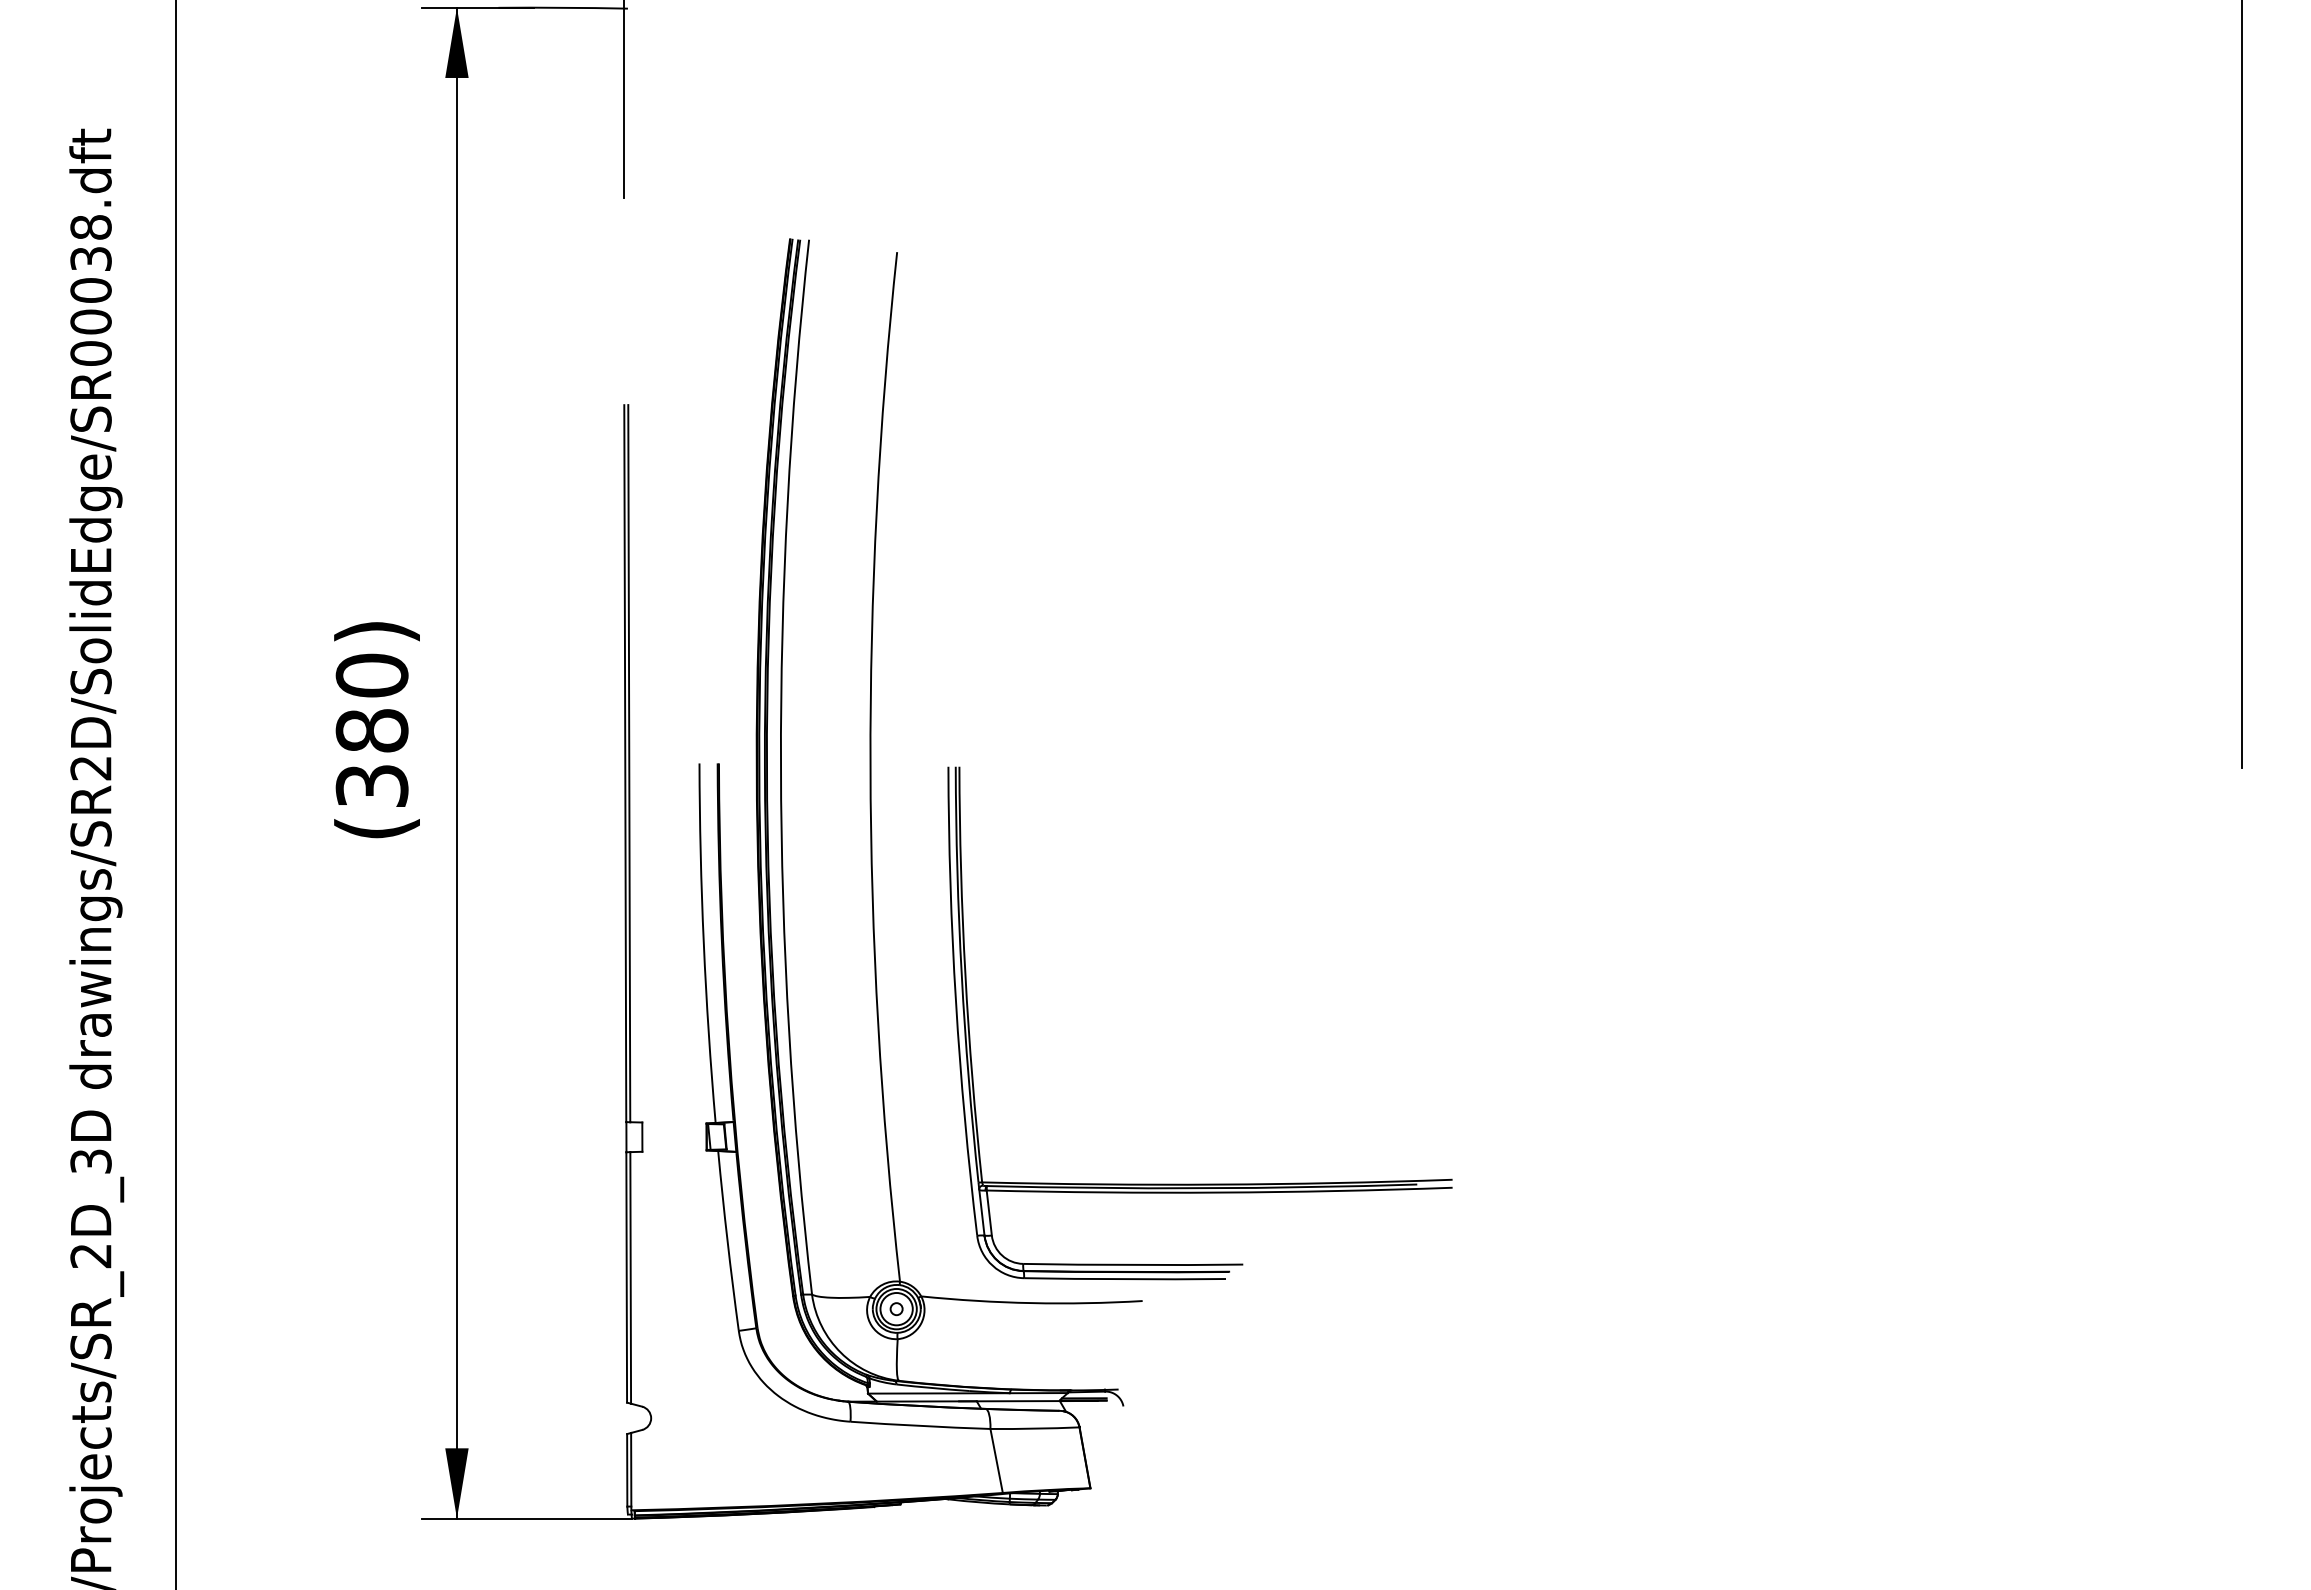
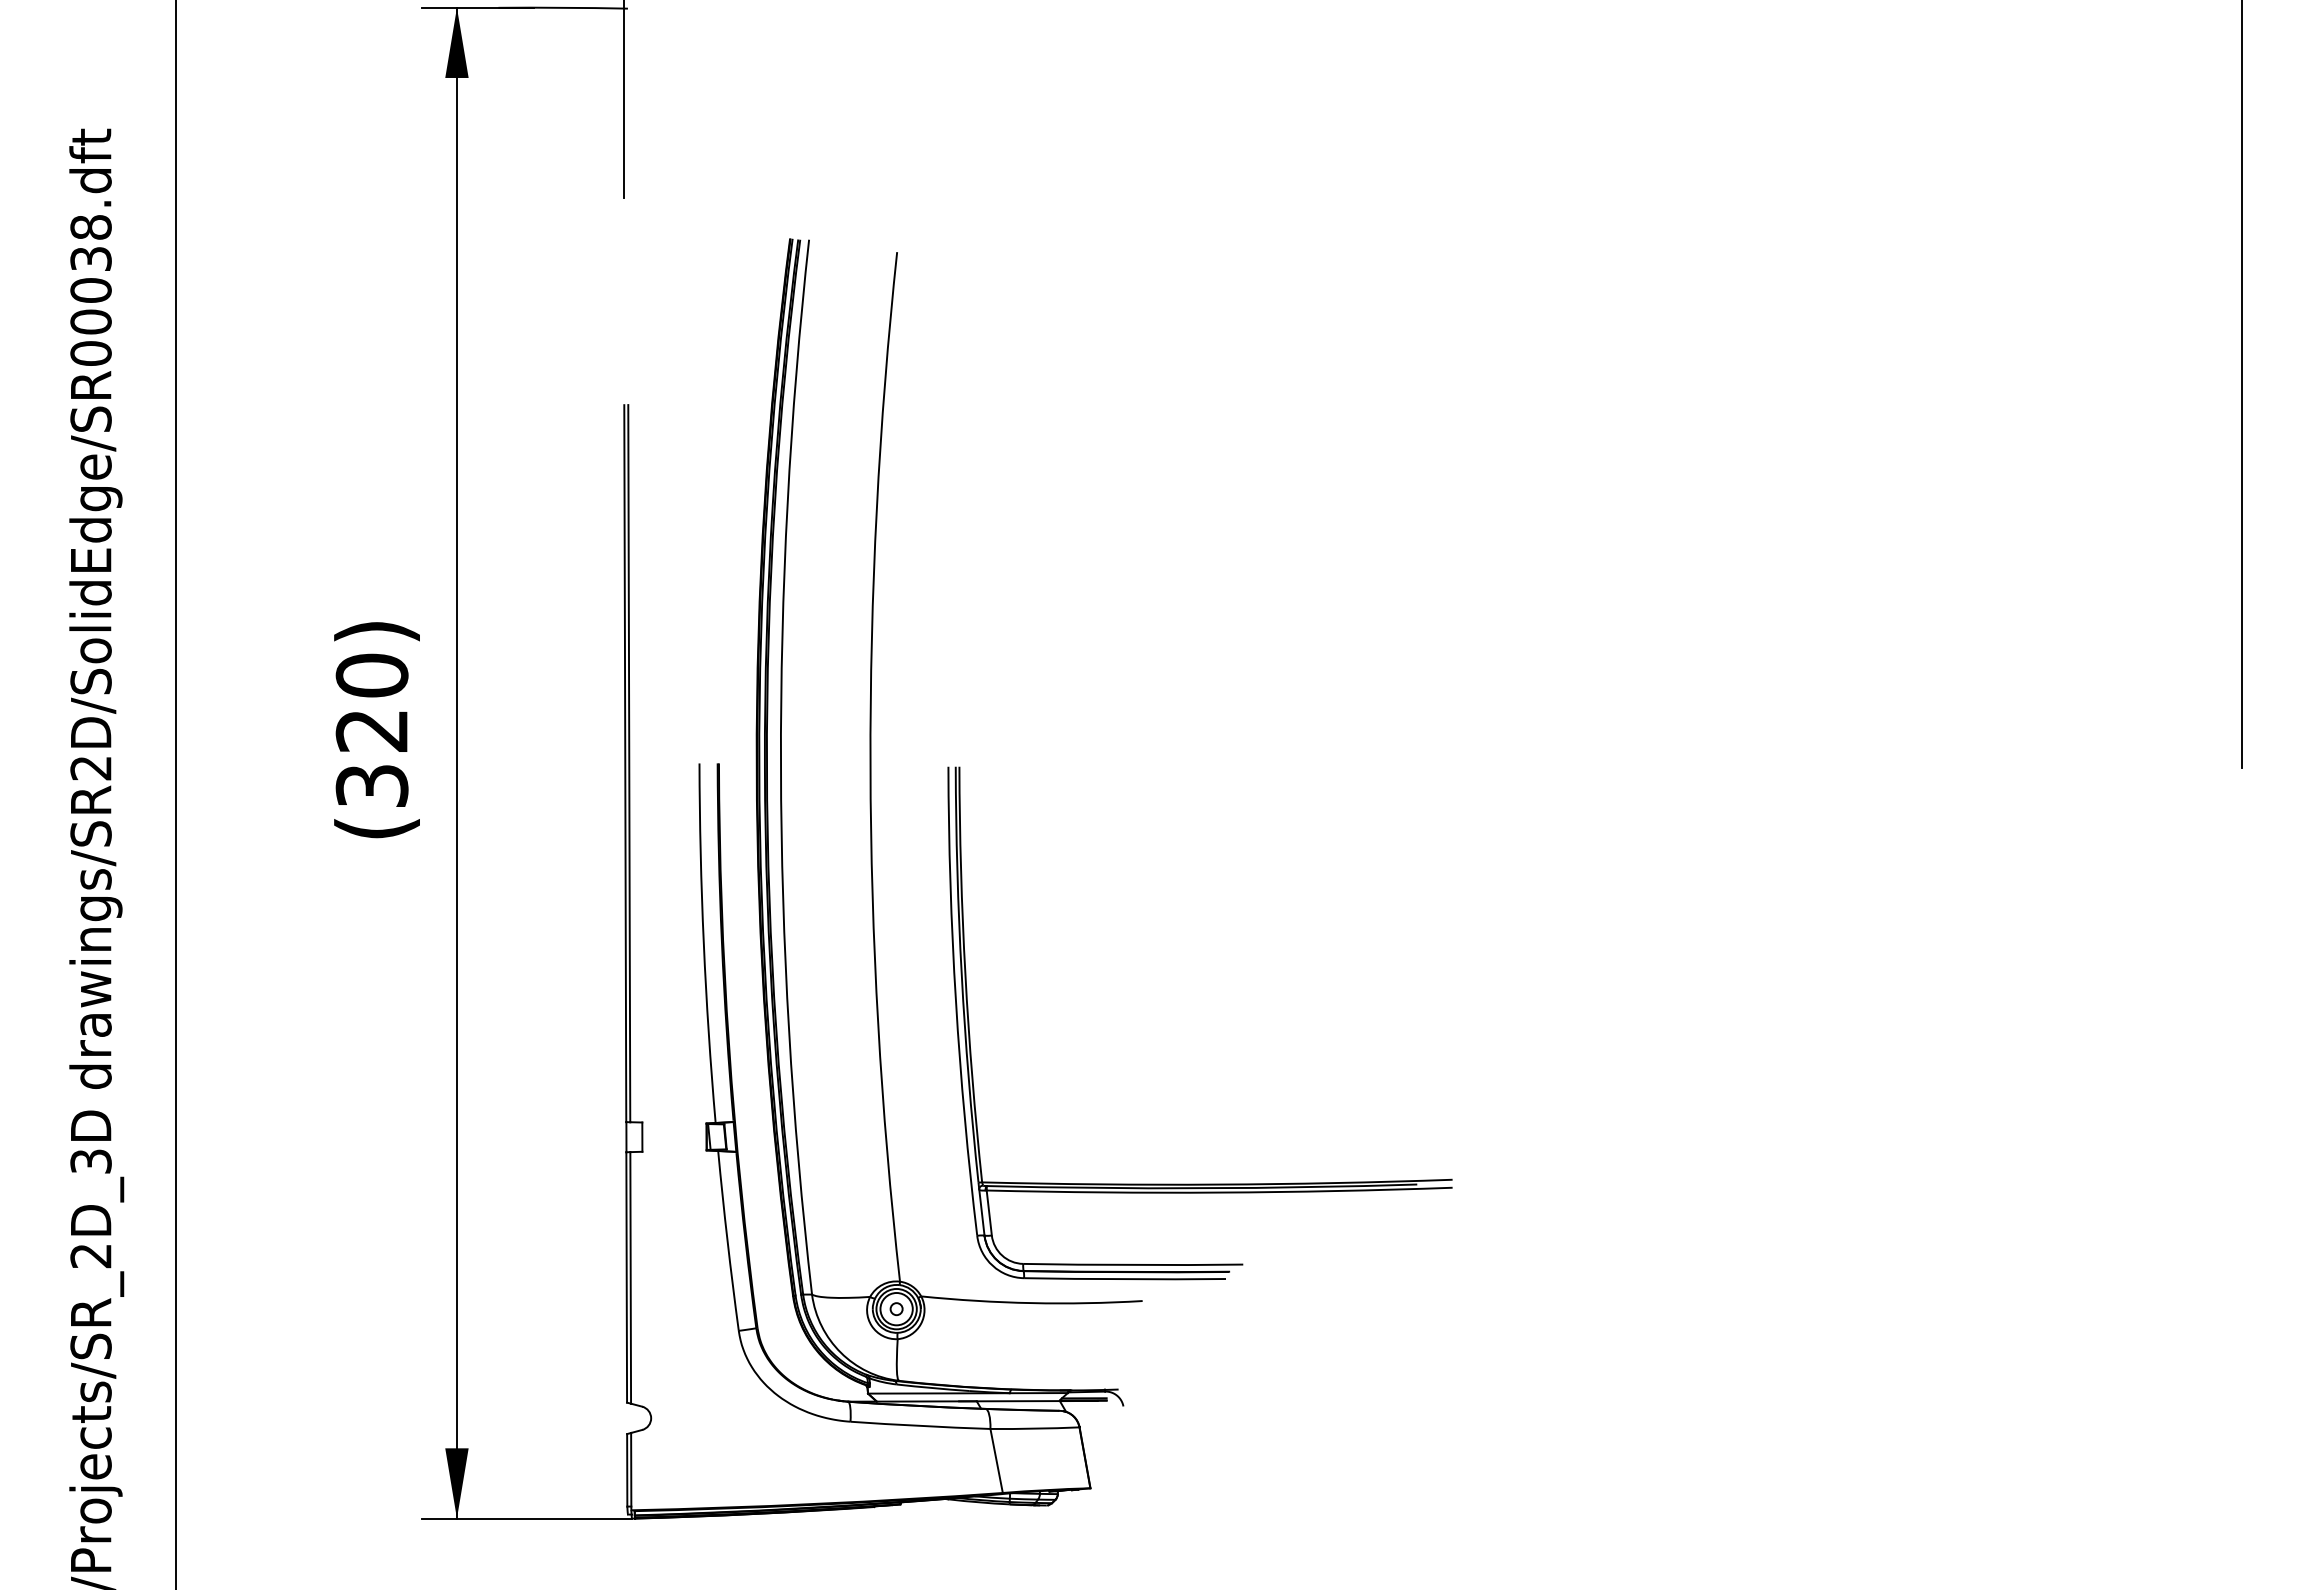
text: 380 -> 320 (371, 730)
